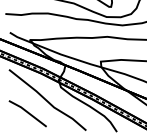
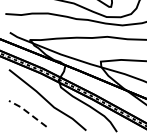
line: solid -> dashed (28, 112)
